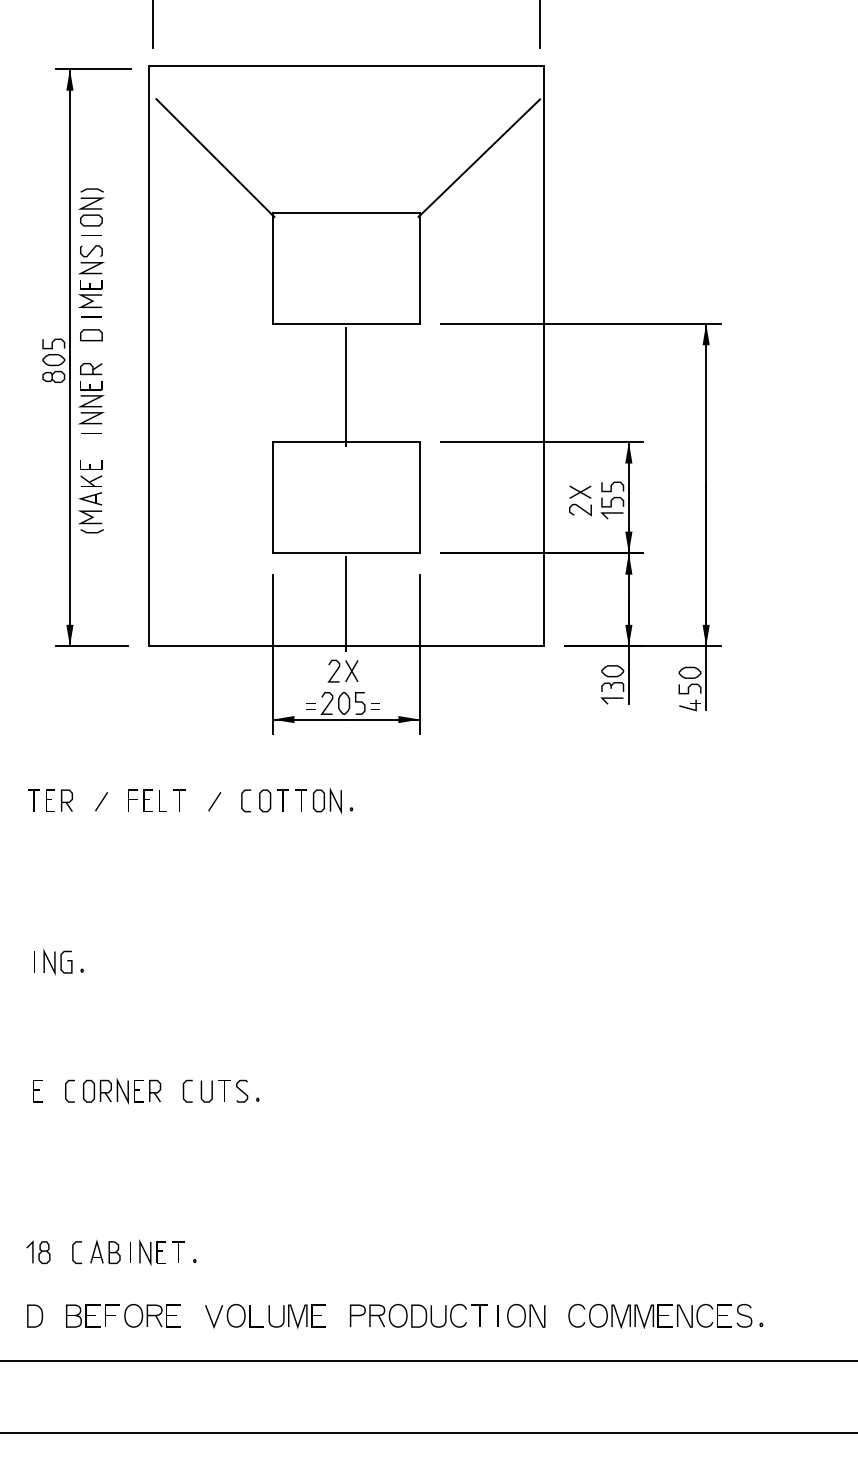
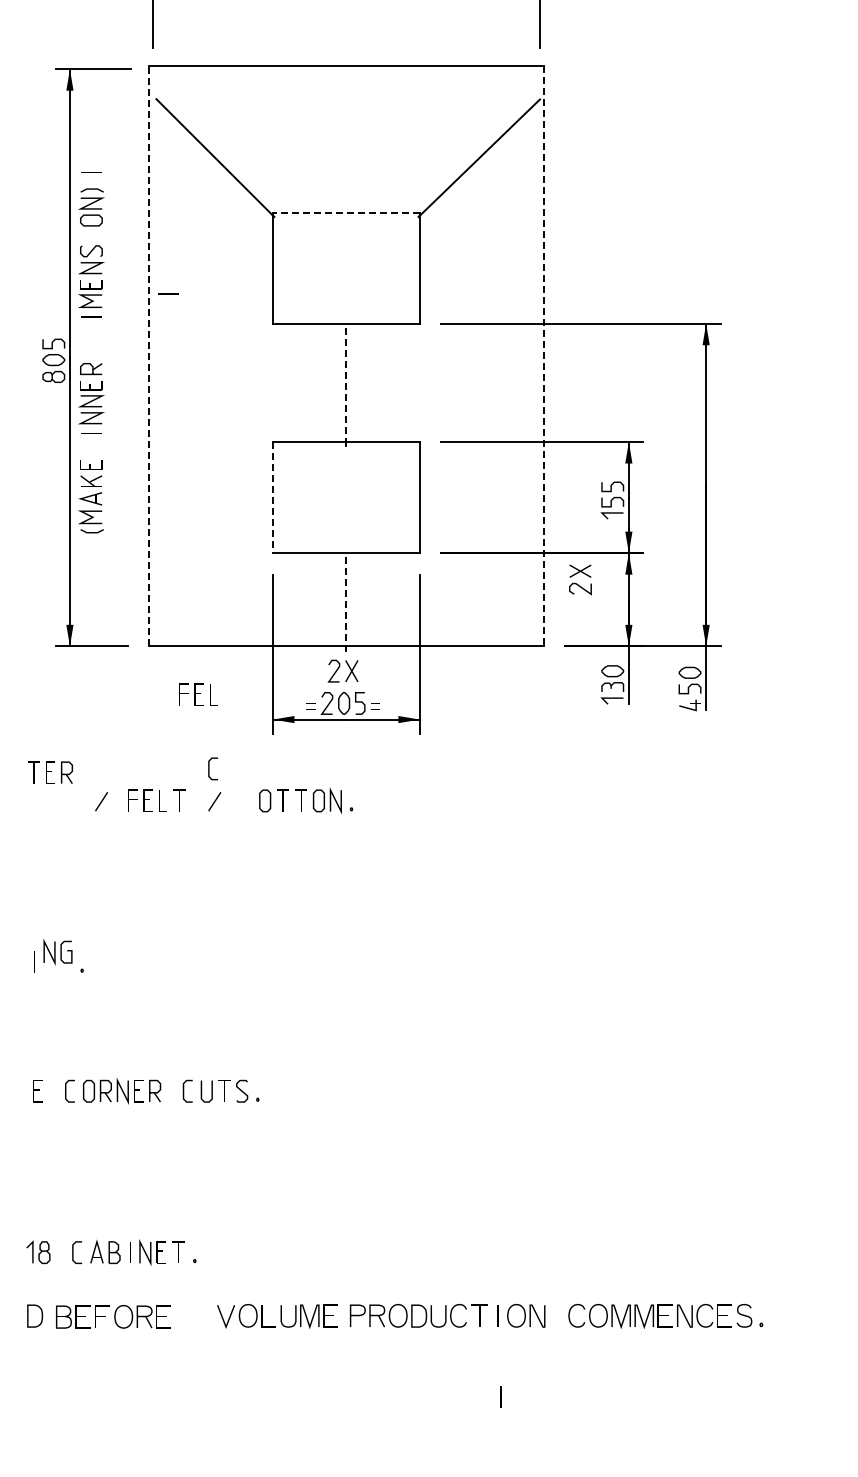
line: solid -> dashed (345, 212)
line position: (91, 235) -> (91, 172) (91, 172)
line: none -> present (168, 293)
part: present -> none (91, 335)
line: solid -> dashed (149, 355)
line: solid -> dashed (543, 356)
line: solid -> dashed (346, 387)
line: solid -> dashed (272, 497)
part position: (580, 500) -> (580, 579) (580, 579)
line: solid -> dashed (346, 604)
part: none -> present (198, 694)
part position: (50, 800) -> (50, 772) (50, 772)
curve position: (242, 800) -> (209, 768) (209, 768)
part position: (57, 962) -> (57, 952) (57, 952)
part position: (123, 1315) -> (113, 1316) (113, 1316)
part position: (265, 1316) -> (277, 1316) (277, 1316)
line: present -> none (428, 1360)
line: none -> present (500, 1396)
line: present -> none (428, 1432)
